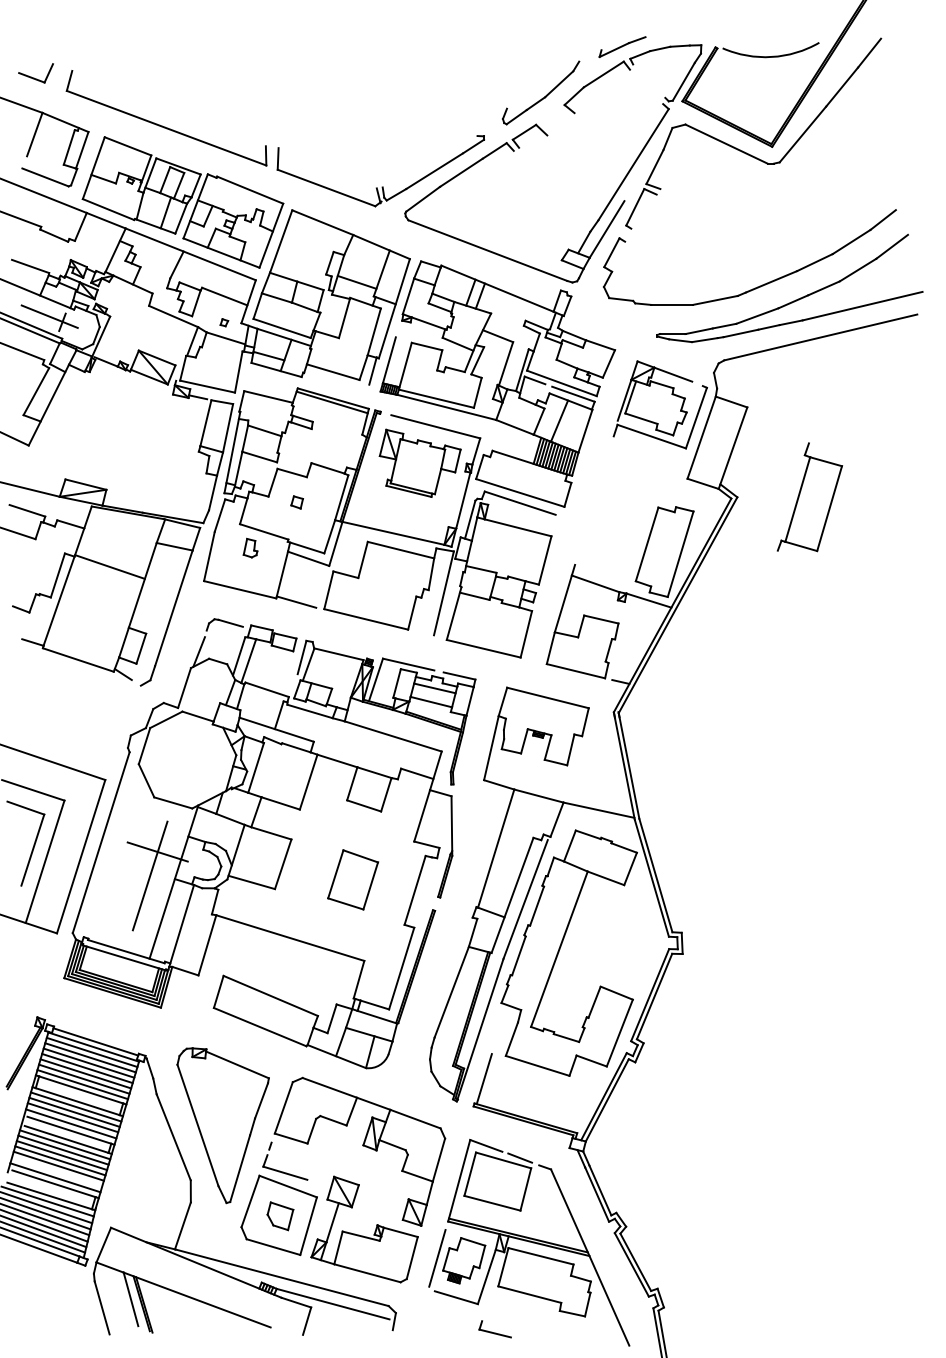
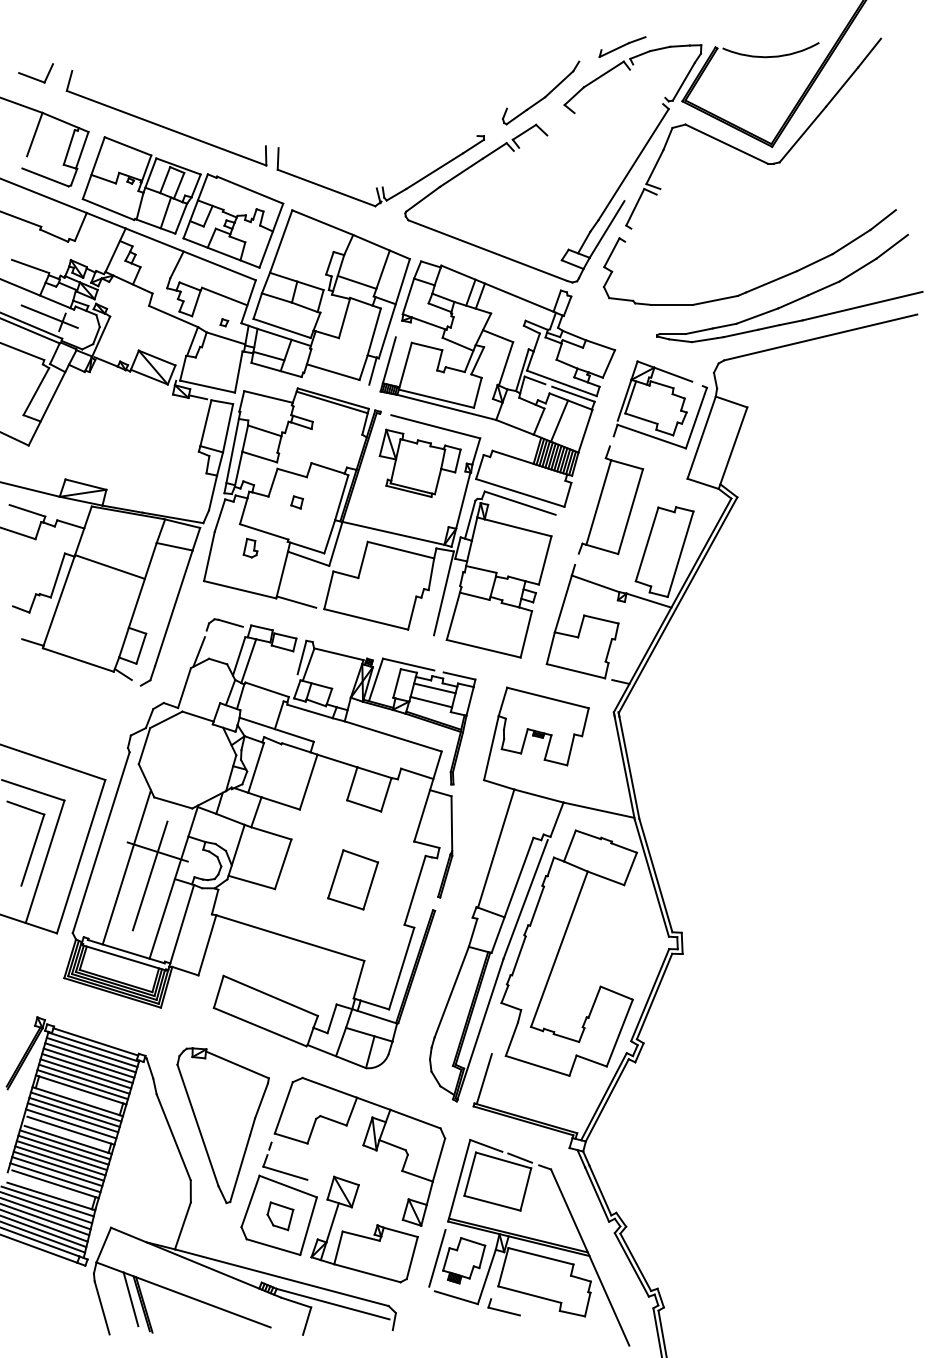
part position: (809, 497) -> (610, 500) (610, 500)
line: none -> present (126, 867)
line: none -> present (57, 1171)
part position: (494, 1329) -> (503, 1307) (503, 1307)
